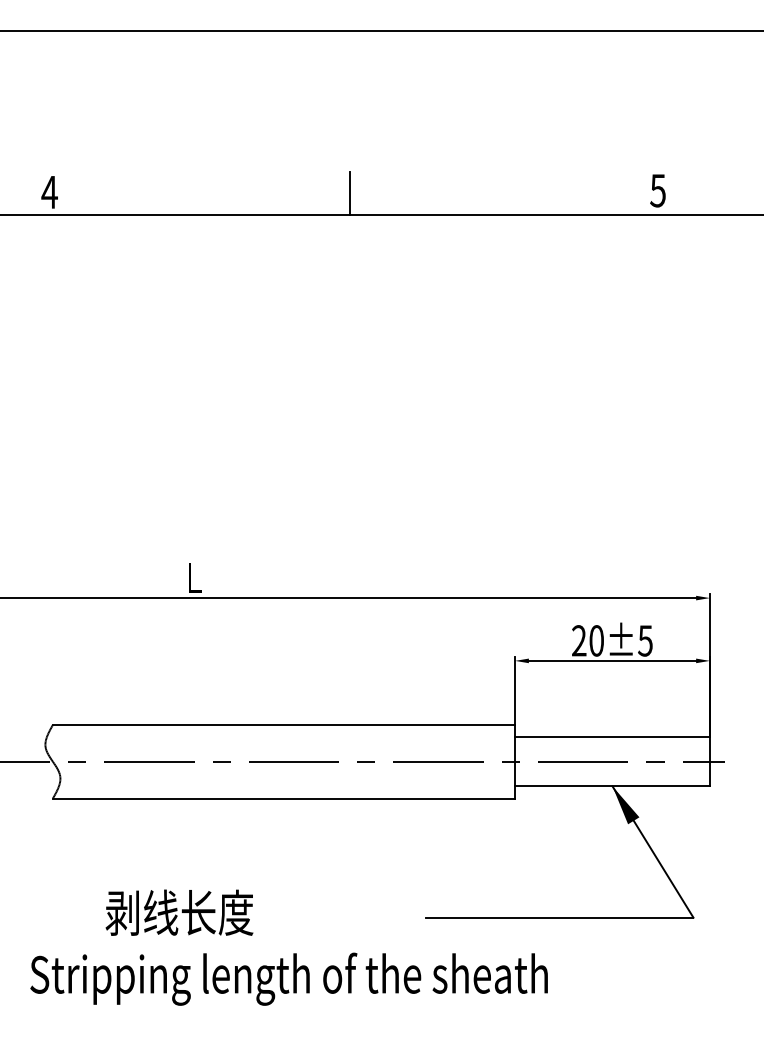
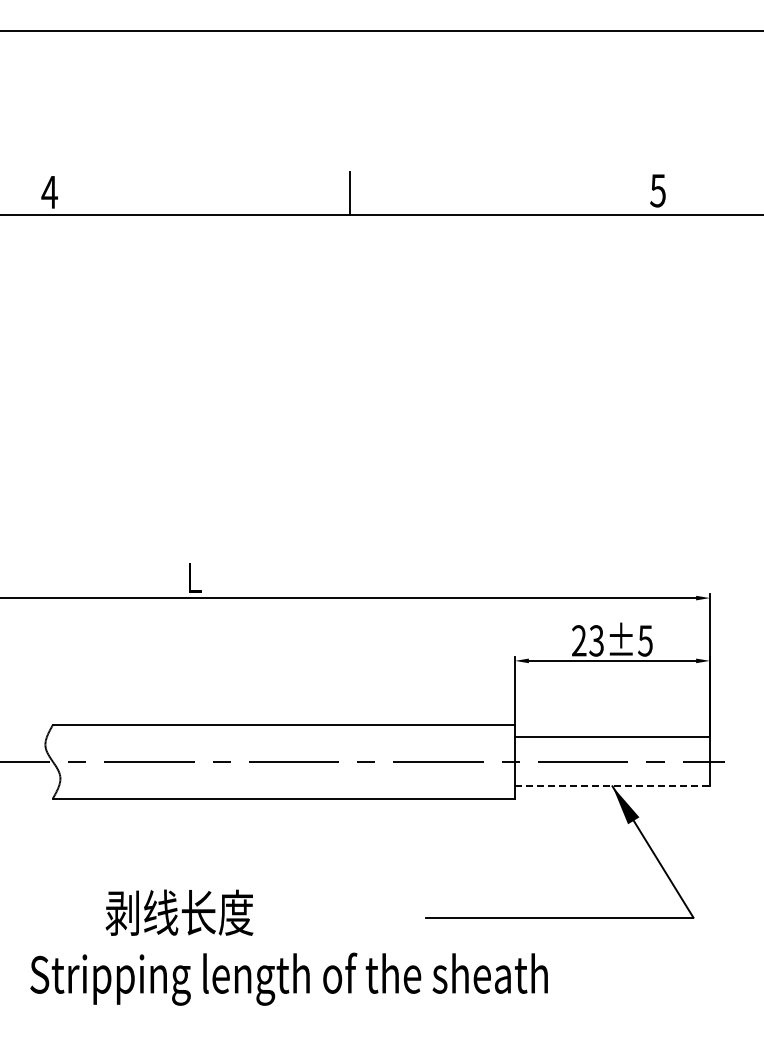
text: 20±5 -> 23±5 (596, 640)
line: solid -> dashed (613, 786)
